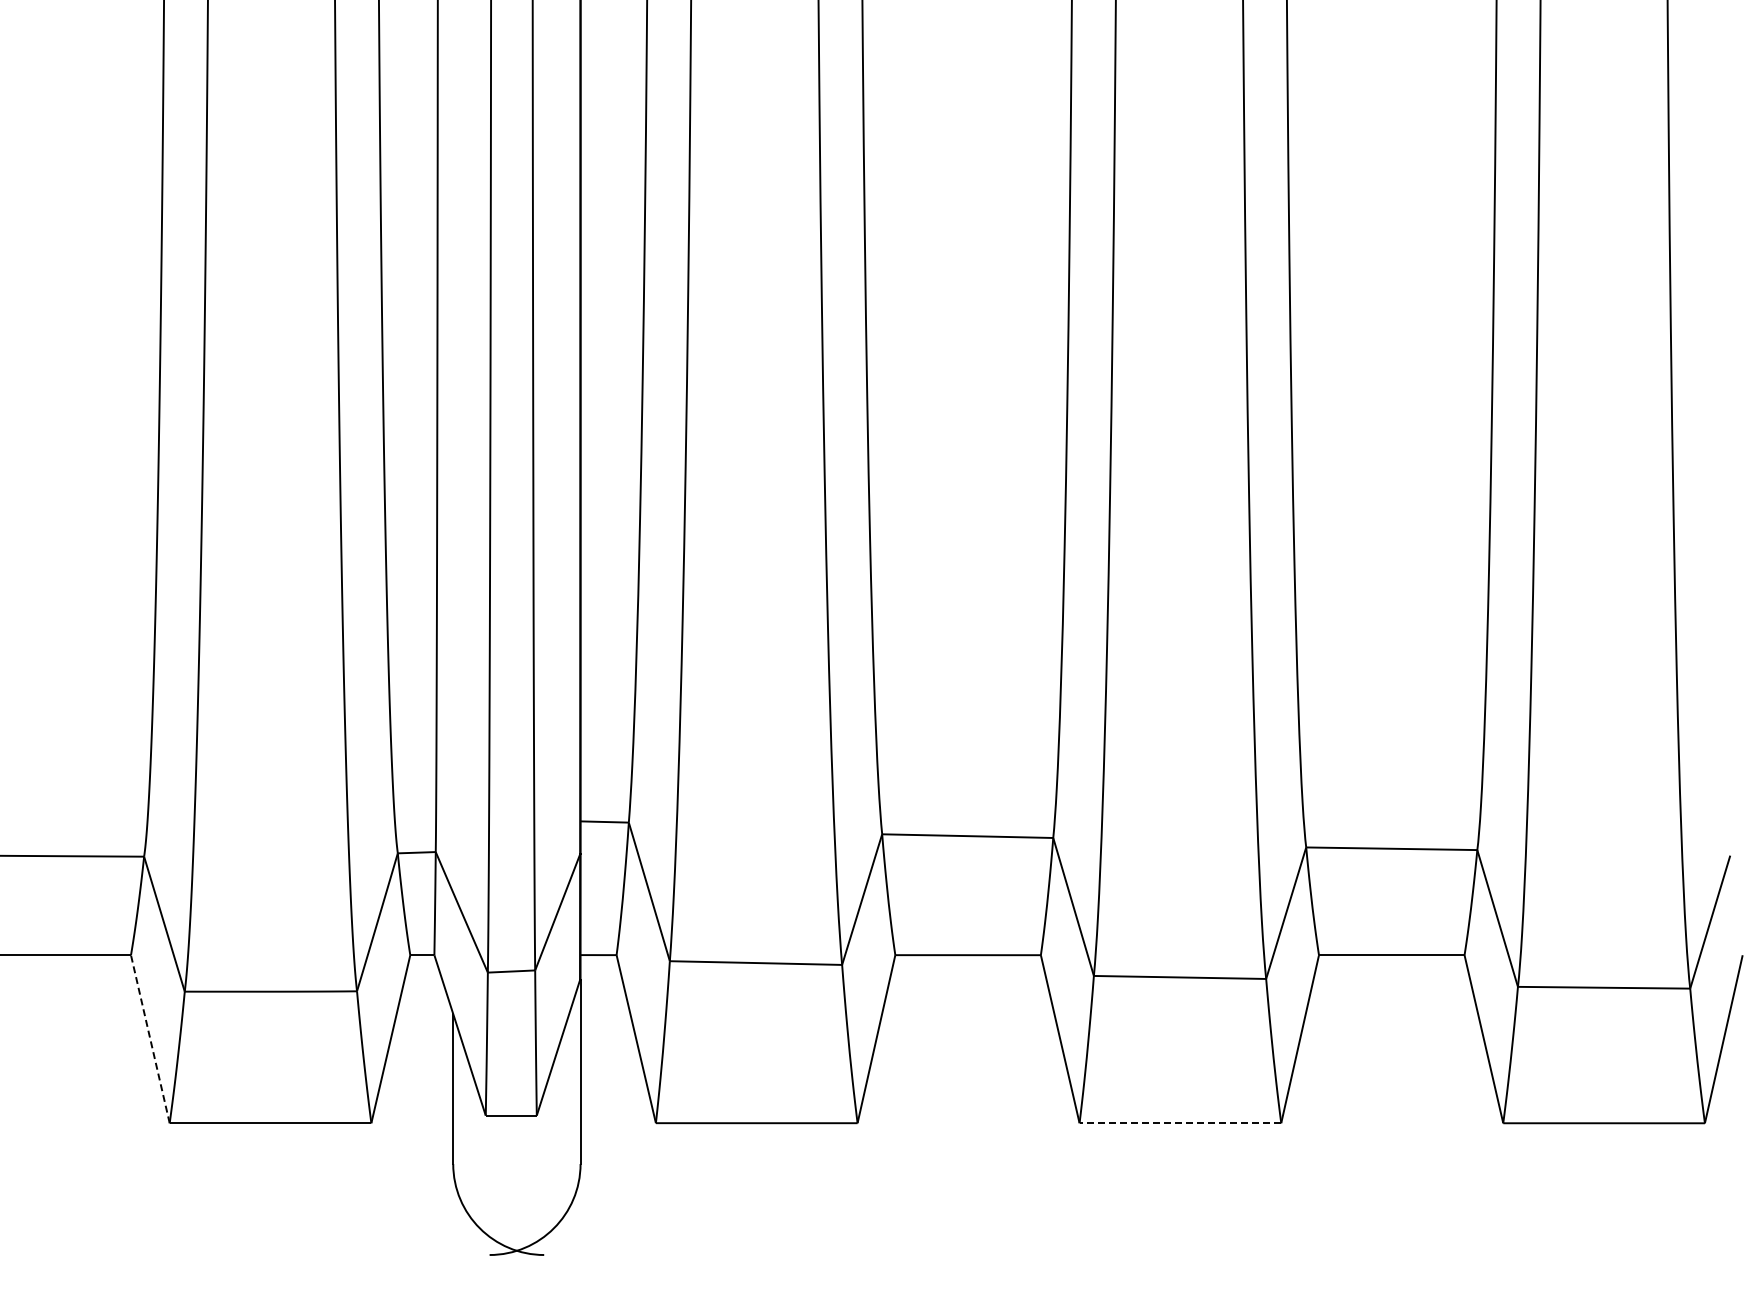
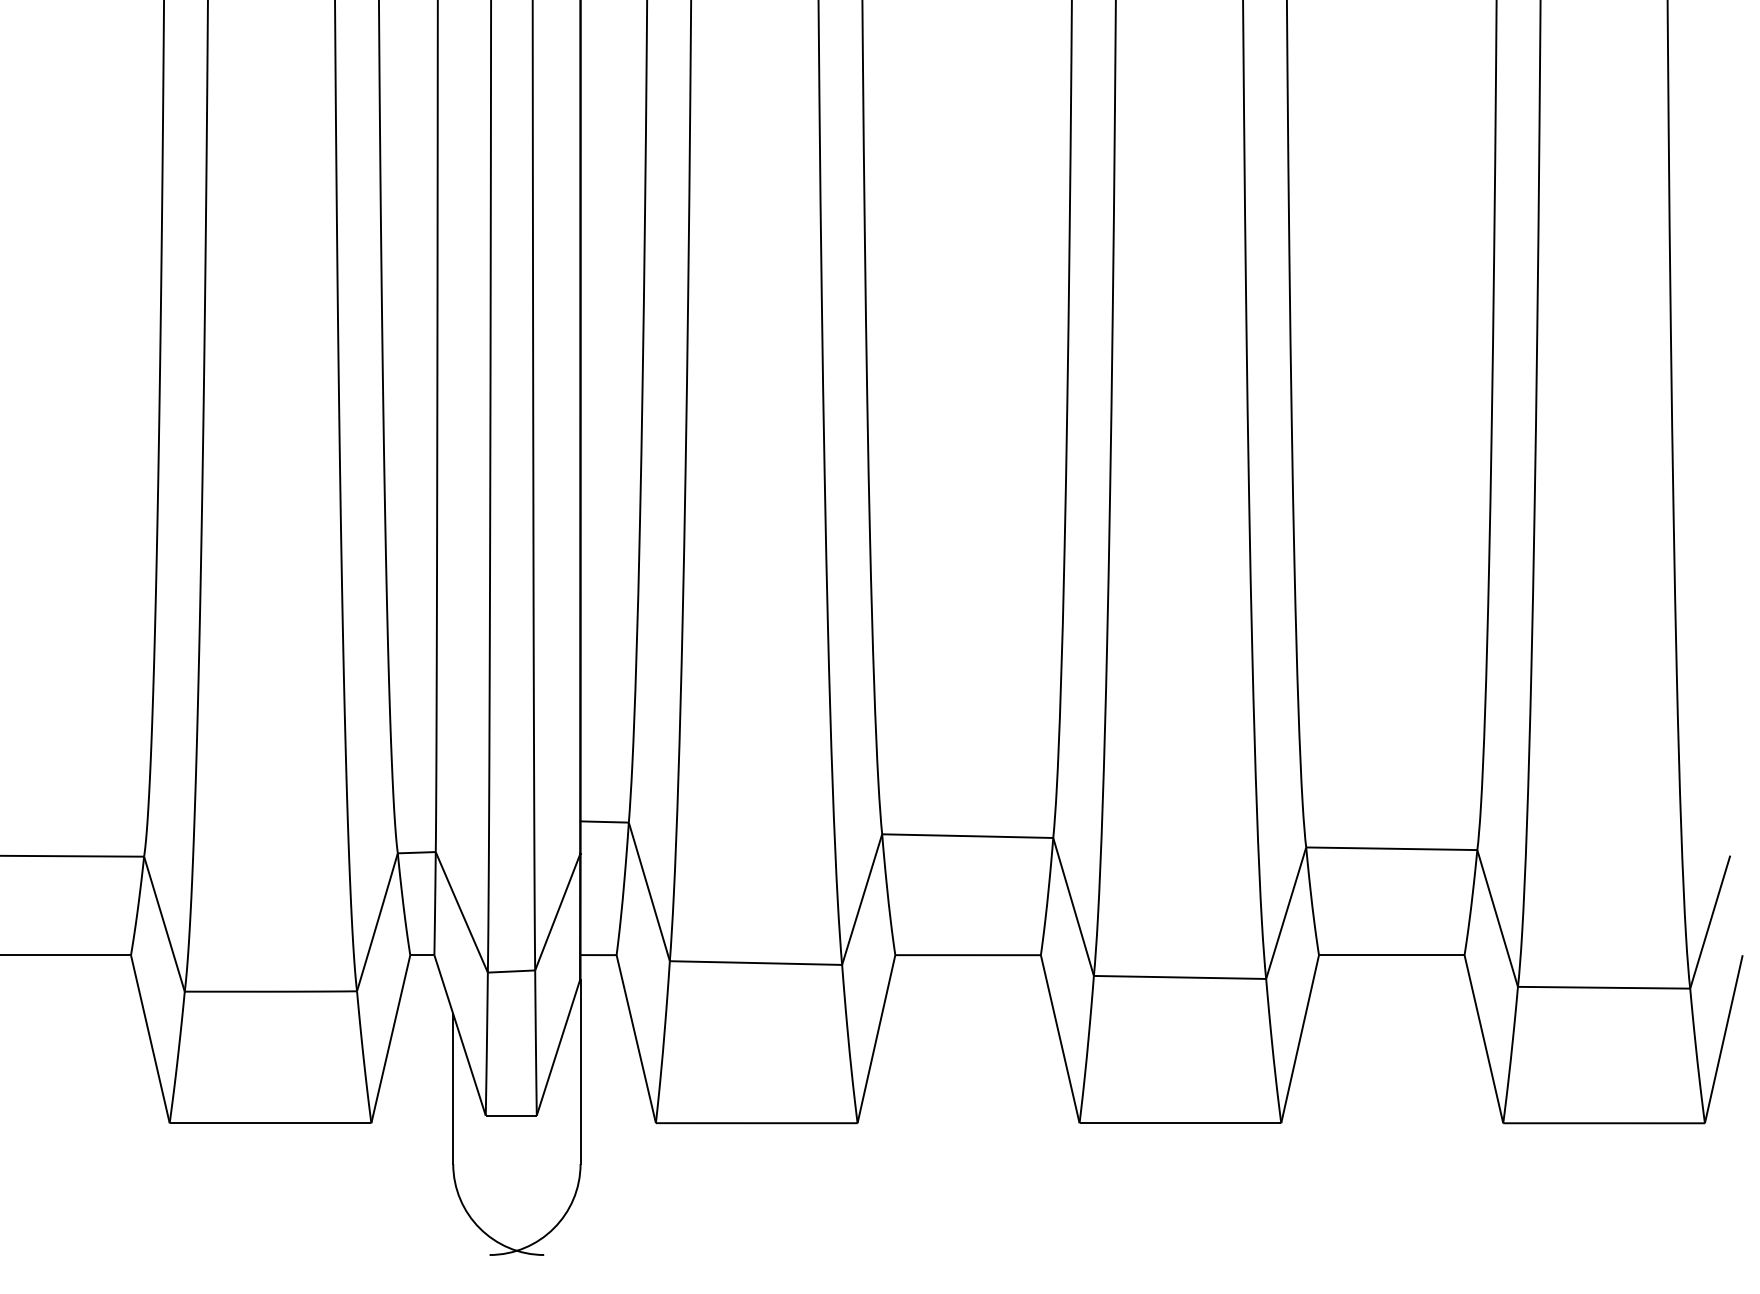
line: dashed -> solid (150, 1039)
line: dashed -> solid (1180, 1123)
